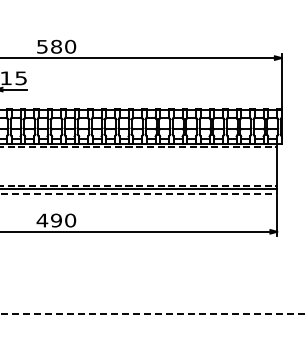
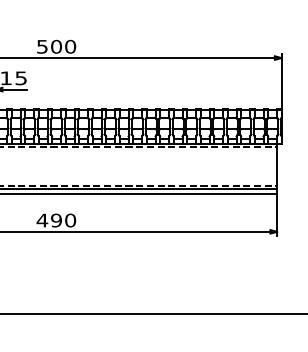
text: 580 -> 500 (56, 46)
line: dashed -> solid (139, 193)
line: dashed -> solid (153, 314)
